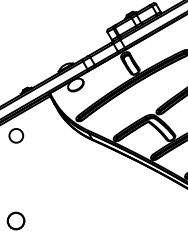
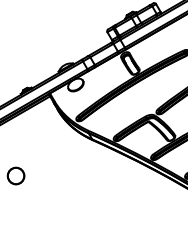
circle: present -> none (16, 135)
part position: (15, 220) -> (15, 175) (15, 175)
